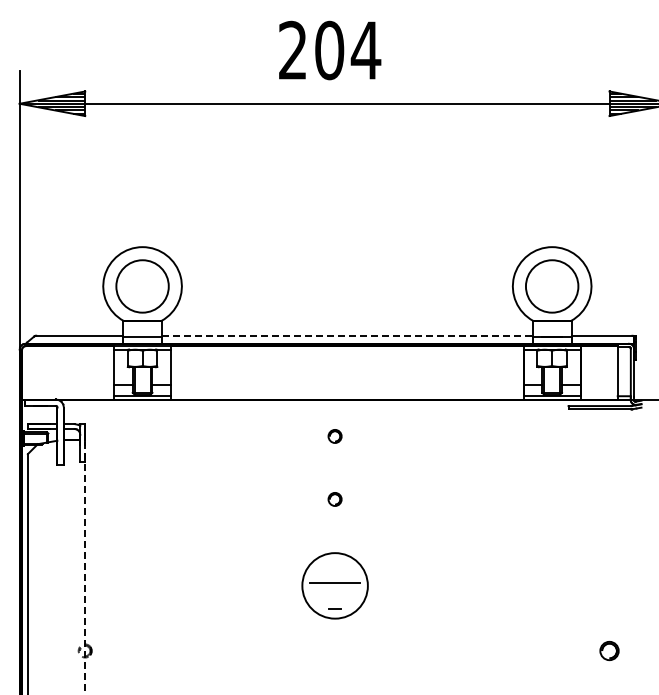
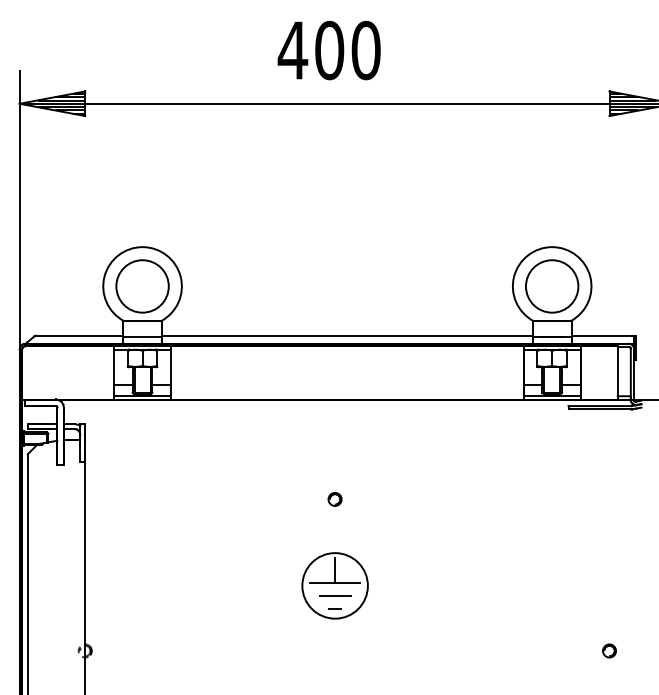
text: 204 -> 400 (329, 50)
line: dashed -> solid (347, 335)
circle: present -> none (334, 436)
line: dashed -> solid (85, 567)
line: none -> present (335, 570)
line: none -> present (334, 596)
circle size: 21x21 px -> 15x16 px (609, 650)
